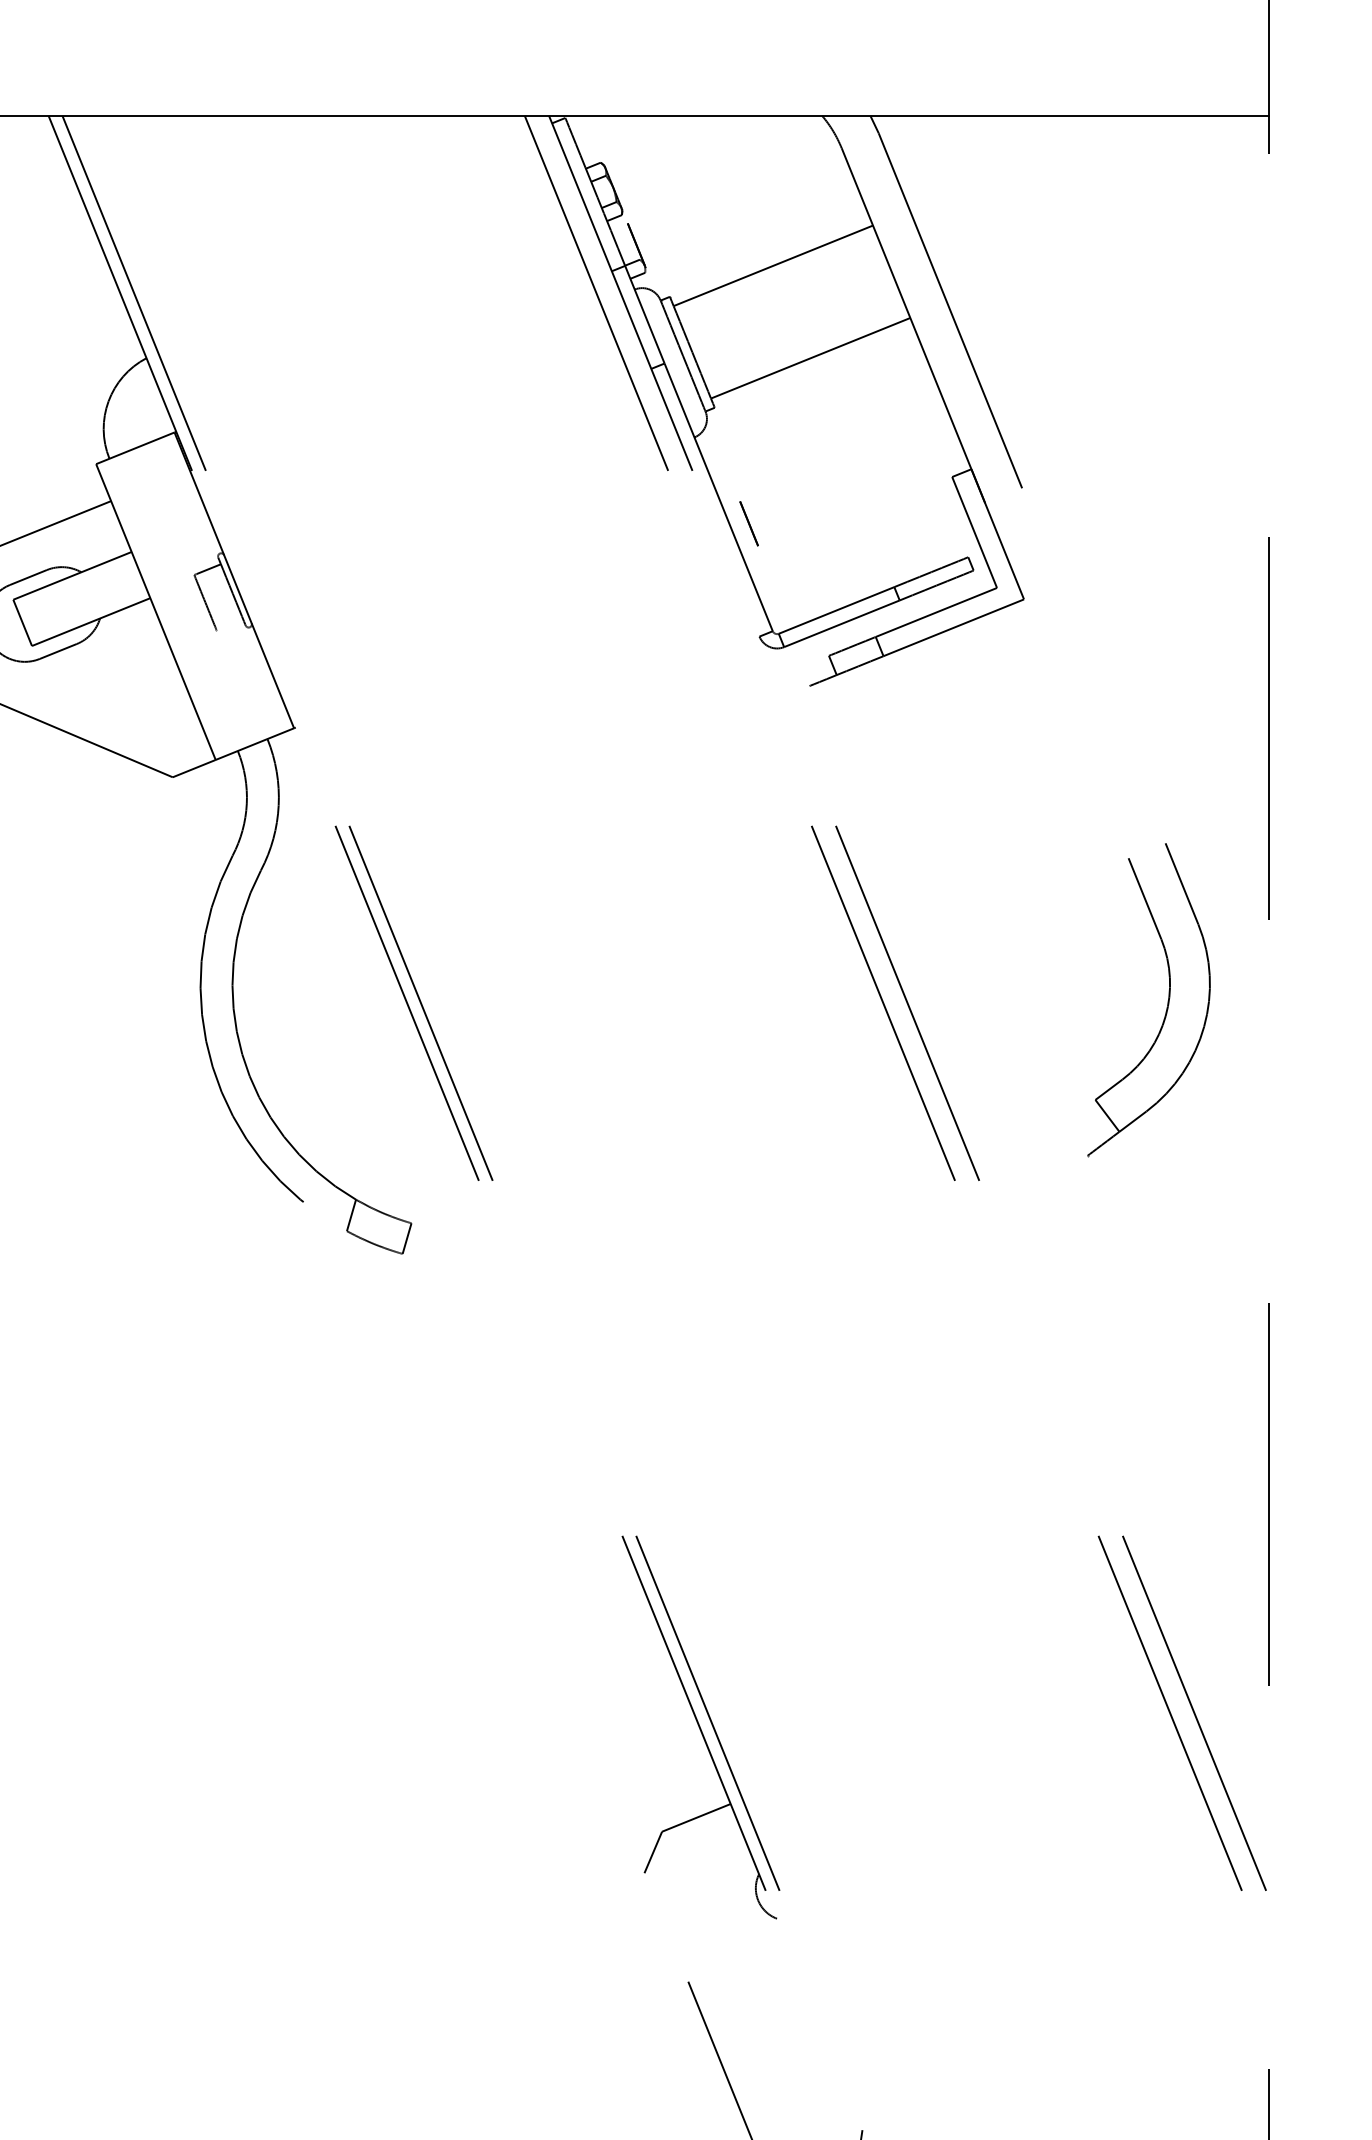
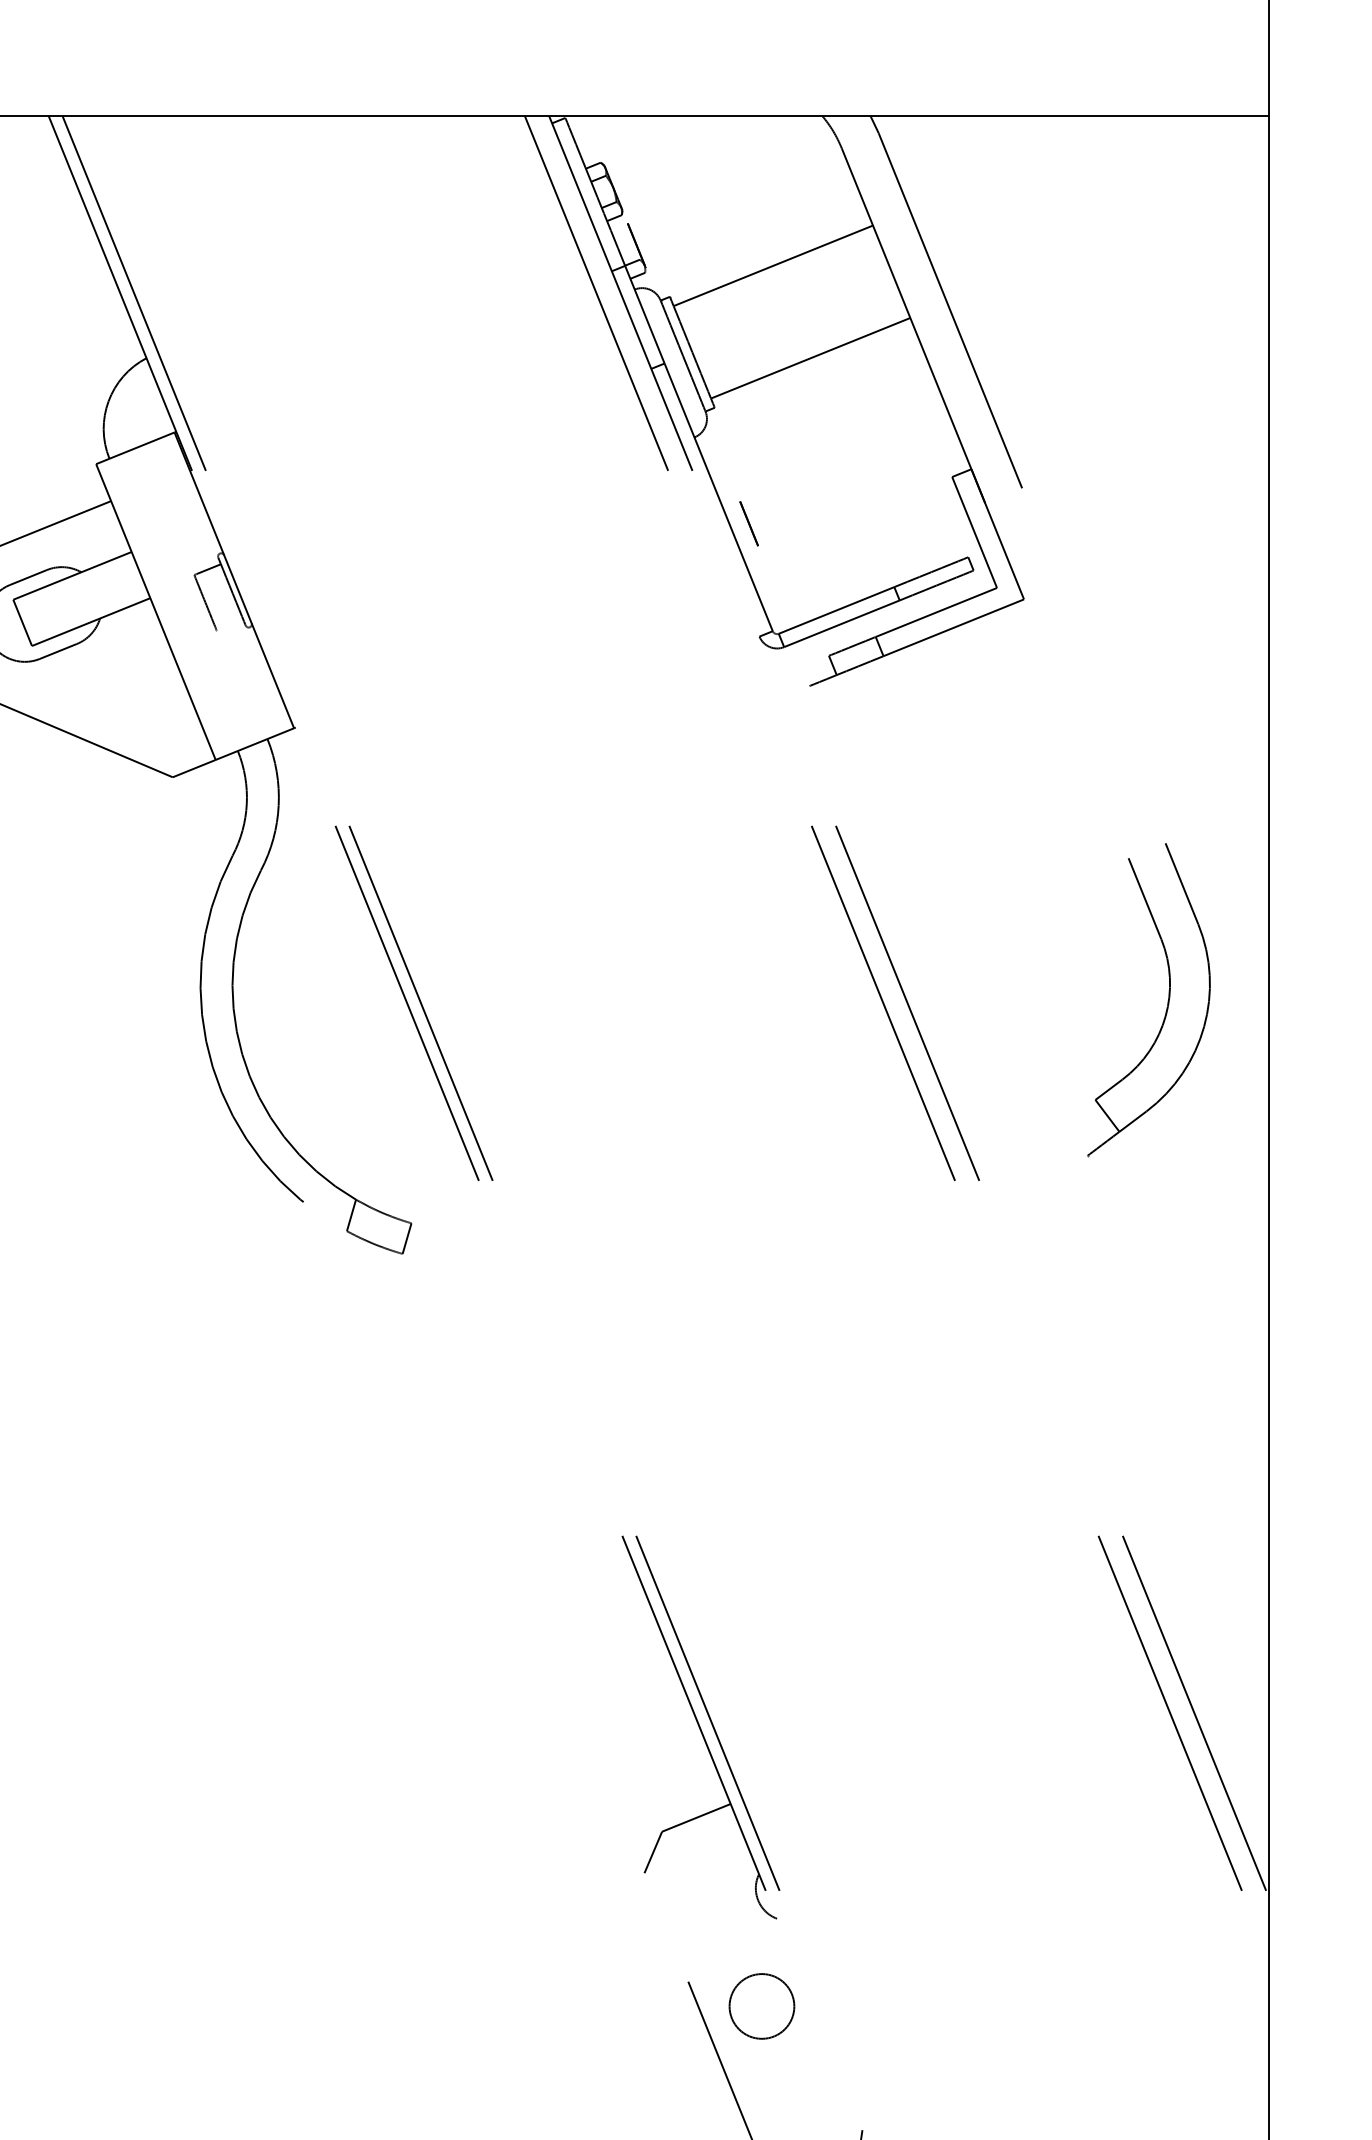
line: dashed -> solid (1269, 1070)
circle: none -> present (761, 2006)
